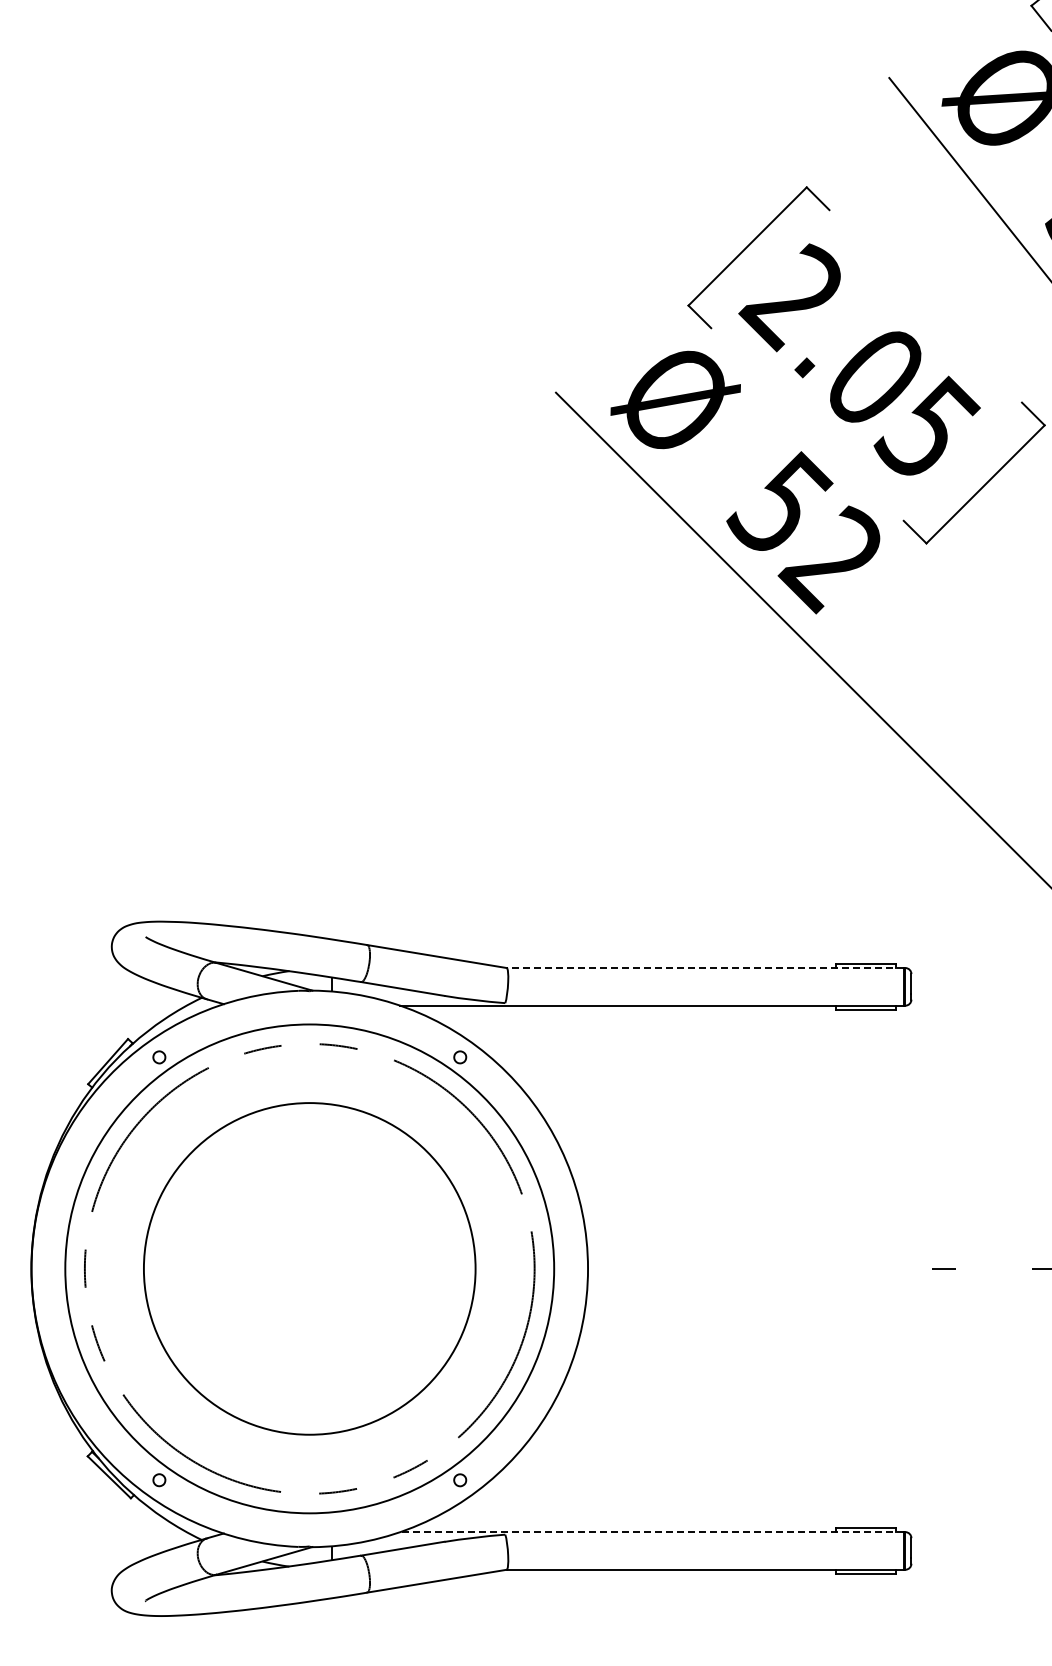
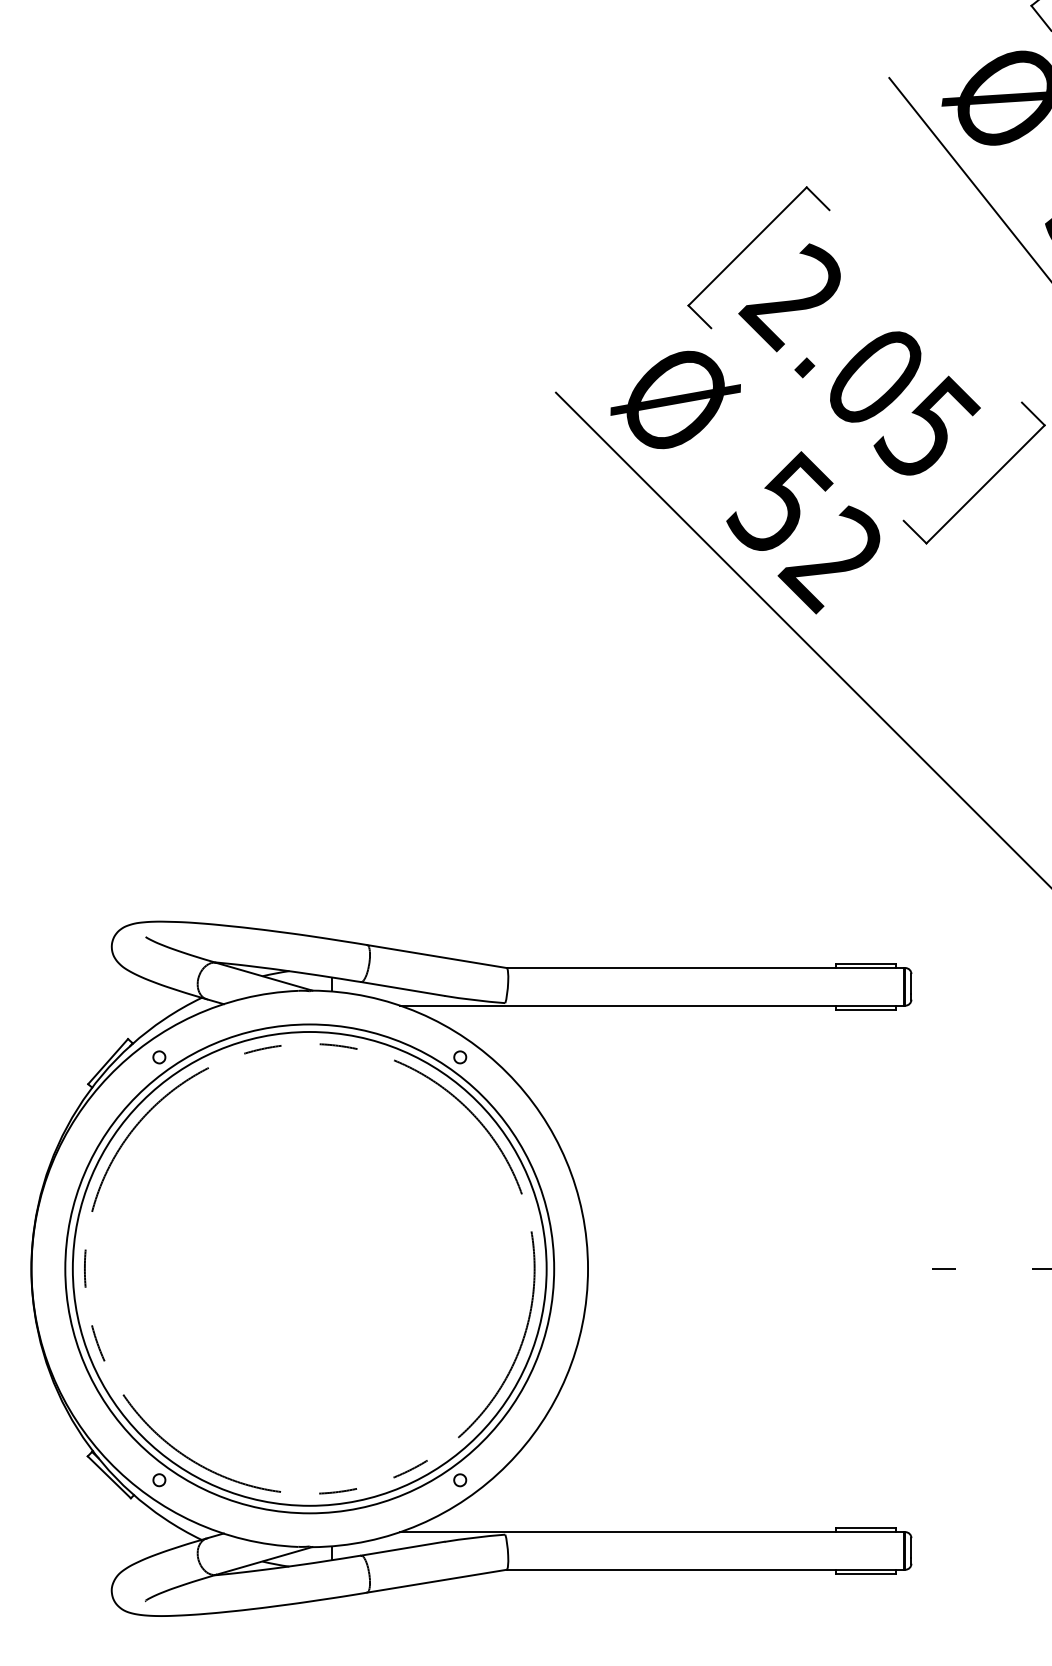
line: dashed -> solid (704, 968)
circle diameter: 332 px -> 474 px (309, 1268)
line: dashed -> solid (651, 1532)
